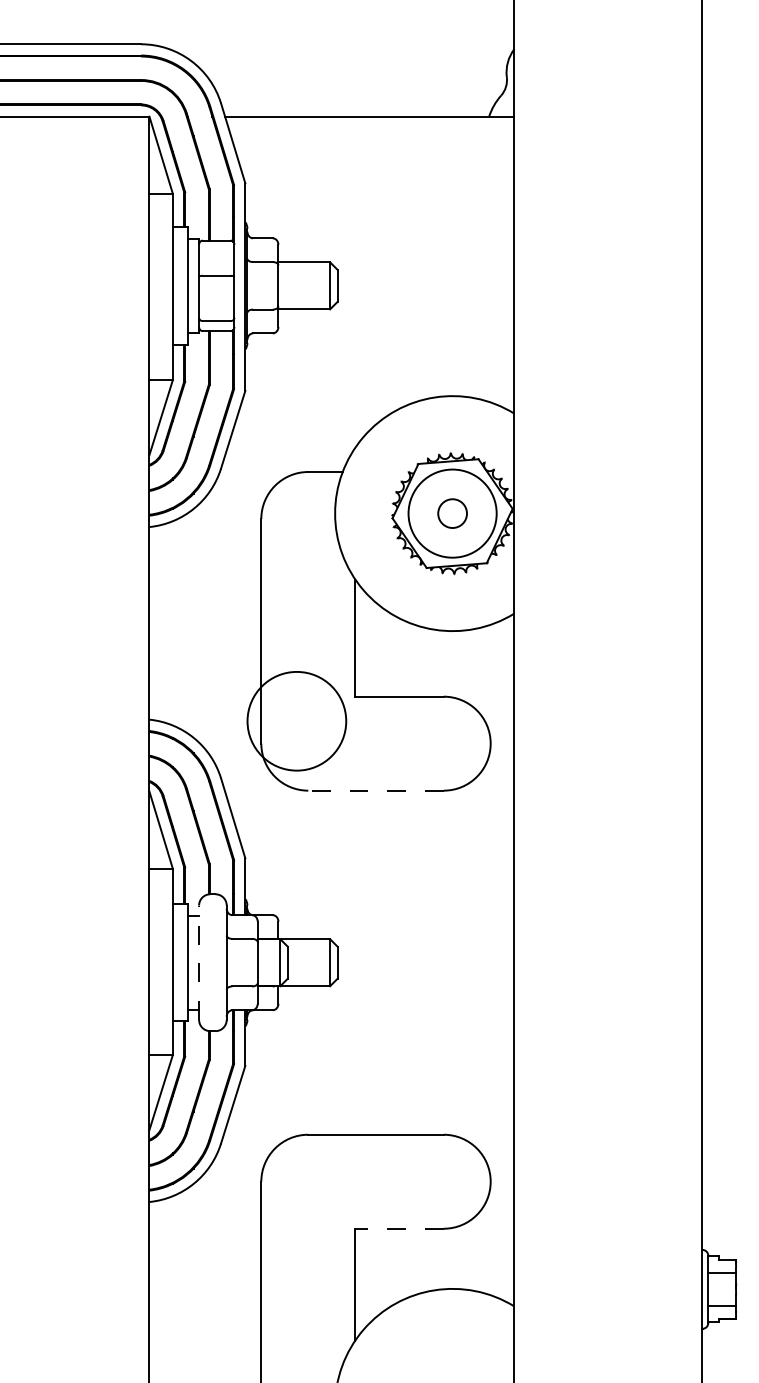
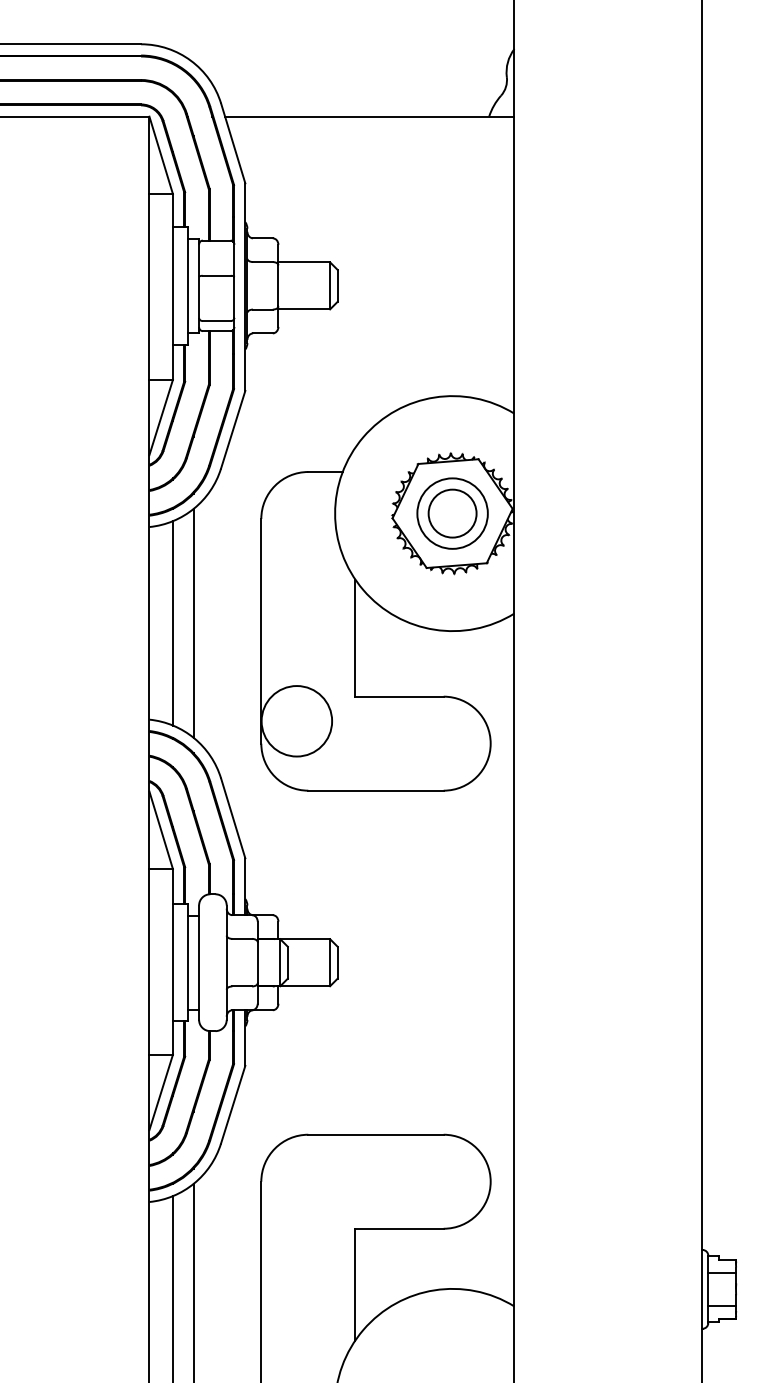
circle diameter: 29 px -> 48 px (452, 513)
circle diameter: 88 px -> 71 px (452, 513)
line: none -> present (193, 622)
line: none -> present (172, 623)
circle diameter: 99 px -> 71 px (296, 721)
line: dashed -> solid (376, 790)
line: dashed -> solid (199, 962)
line: dashed -> solid (399, 1228)
line: none -> present (193, 1281)
line: none -> present (172, 1287)
